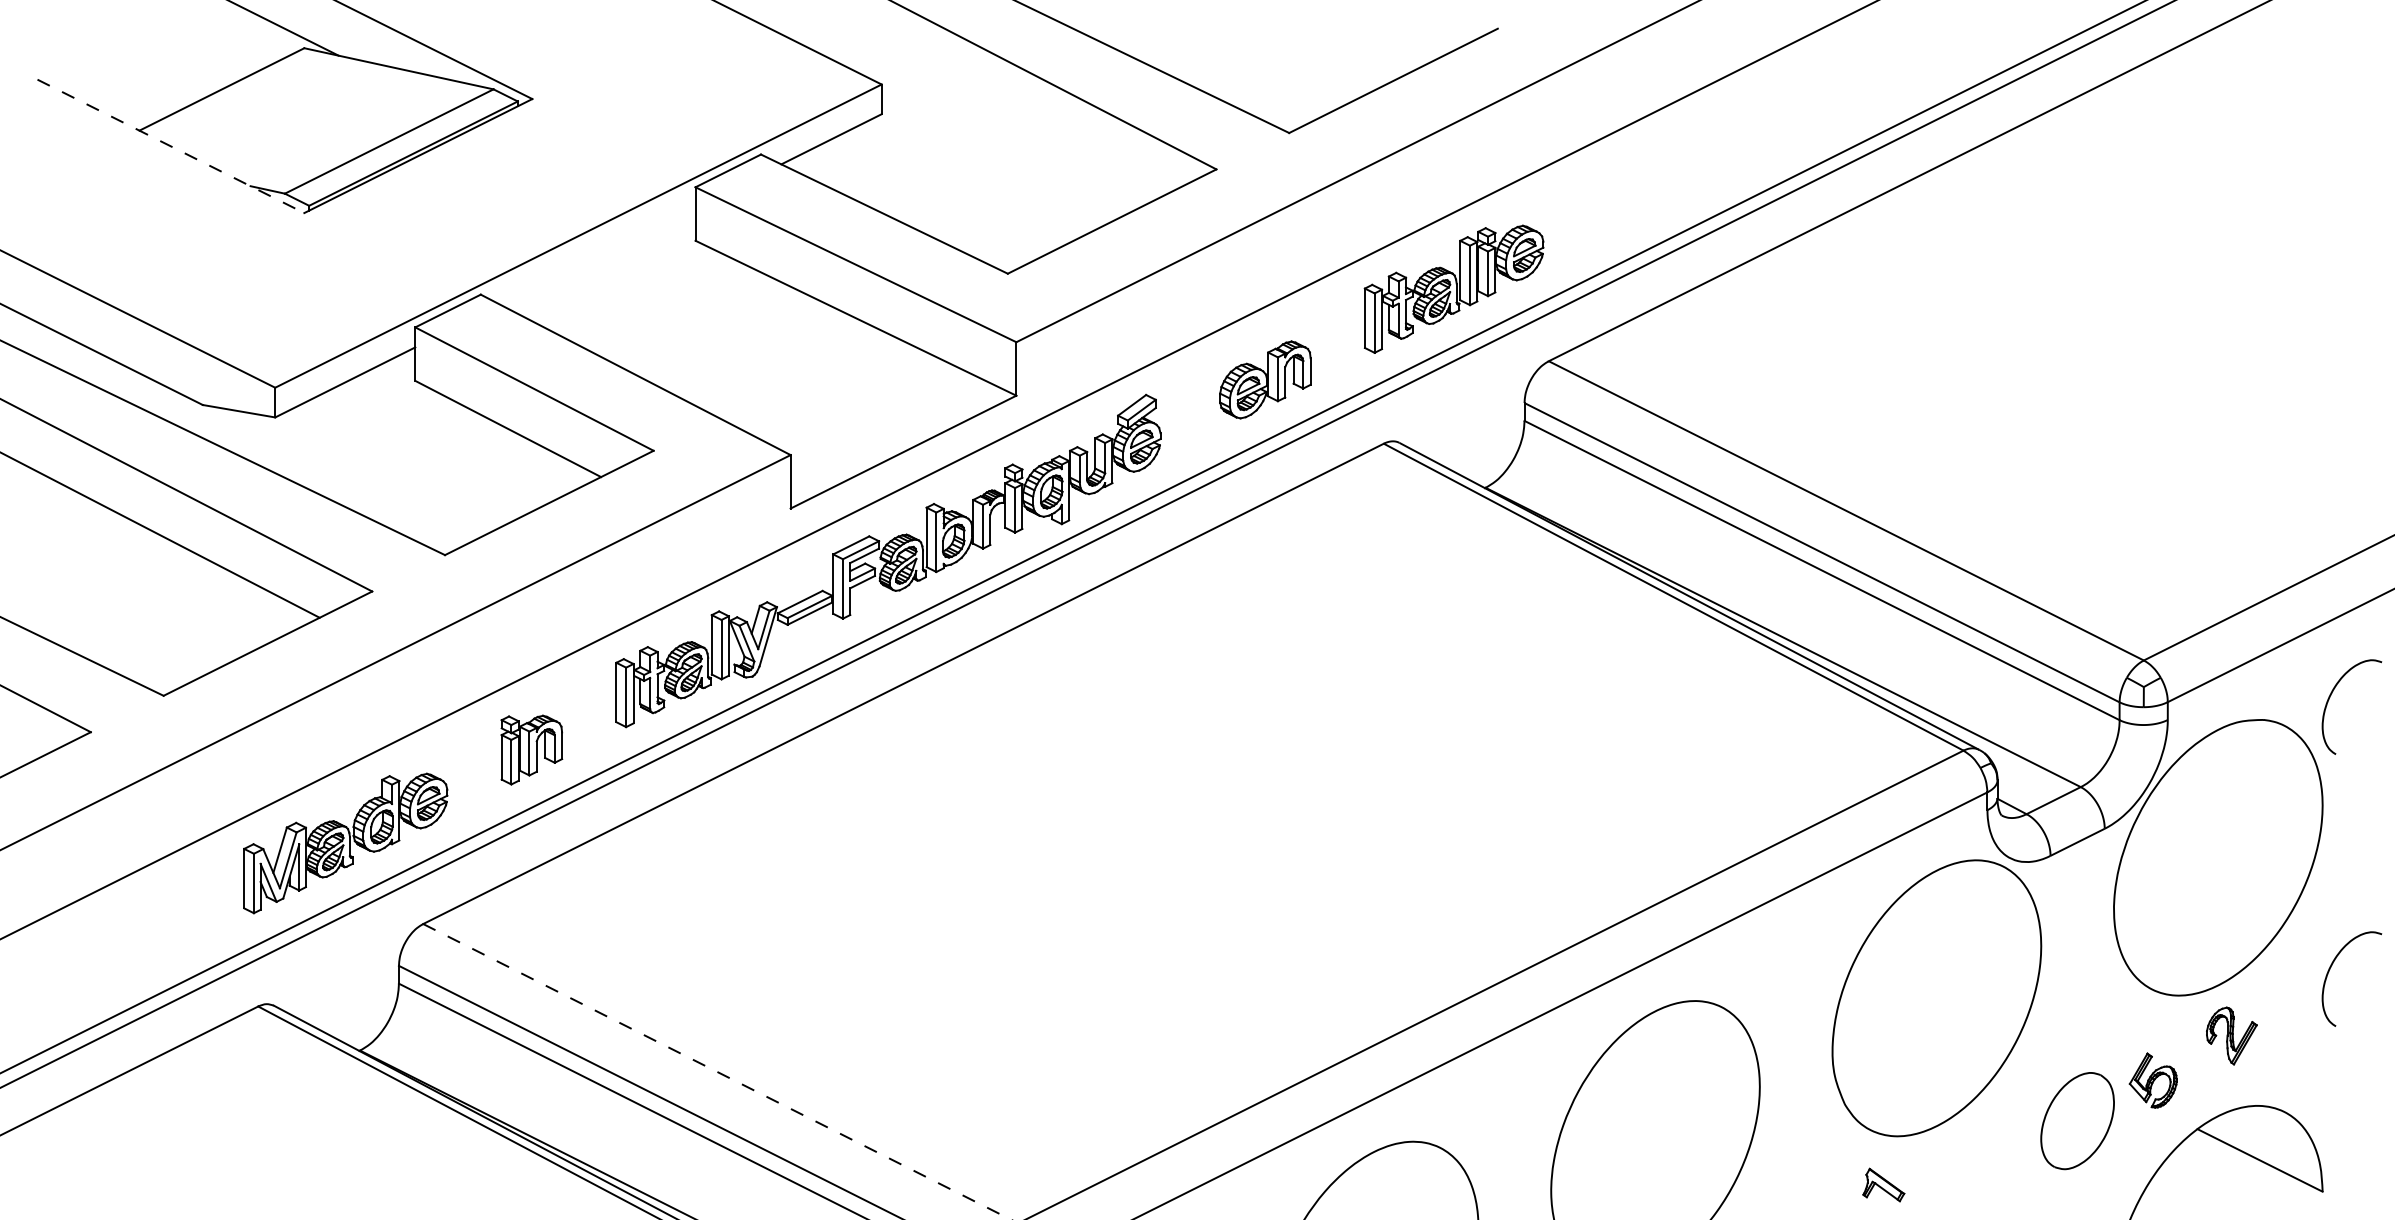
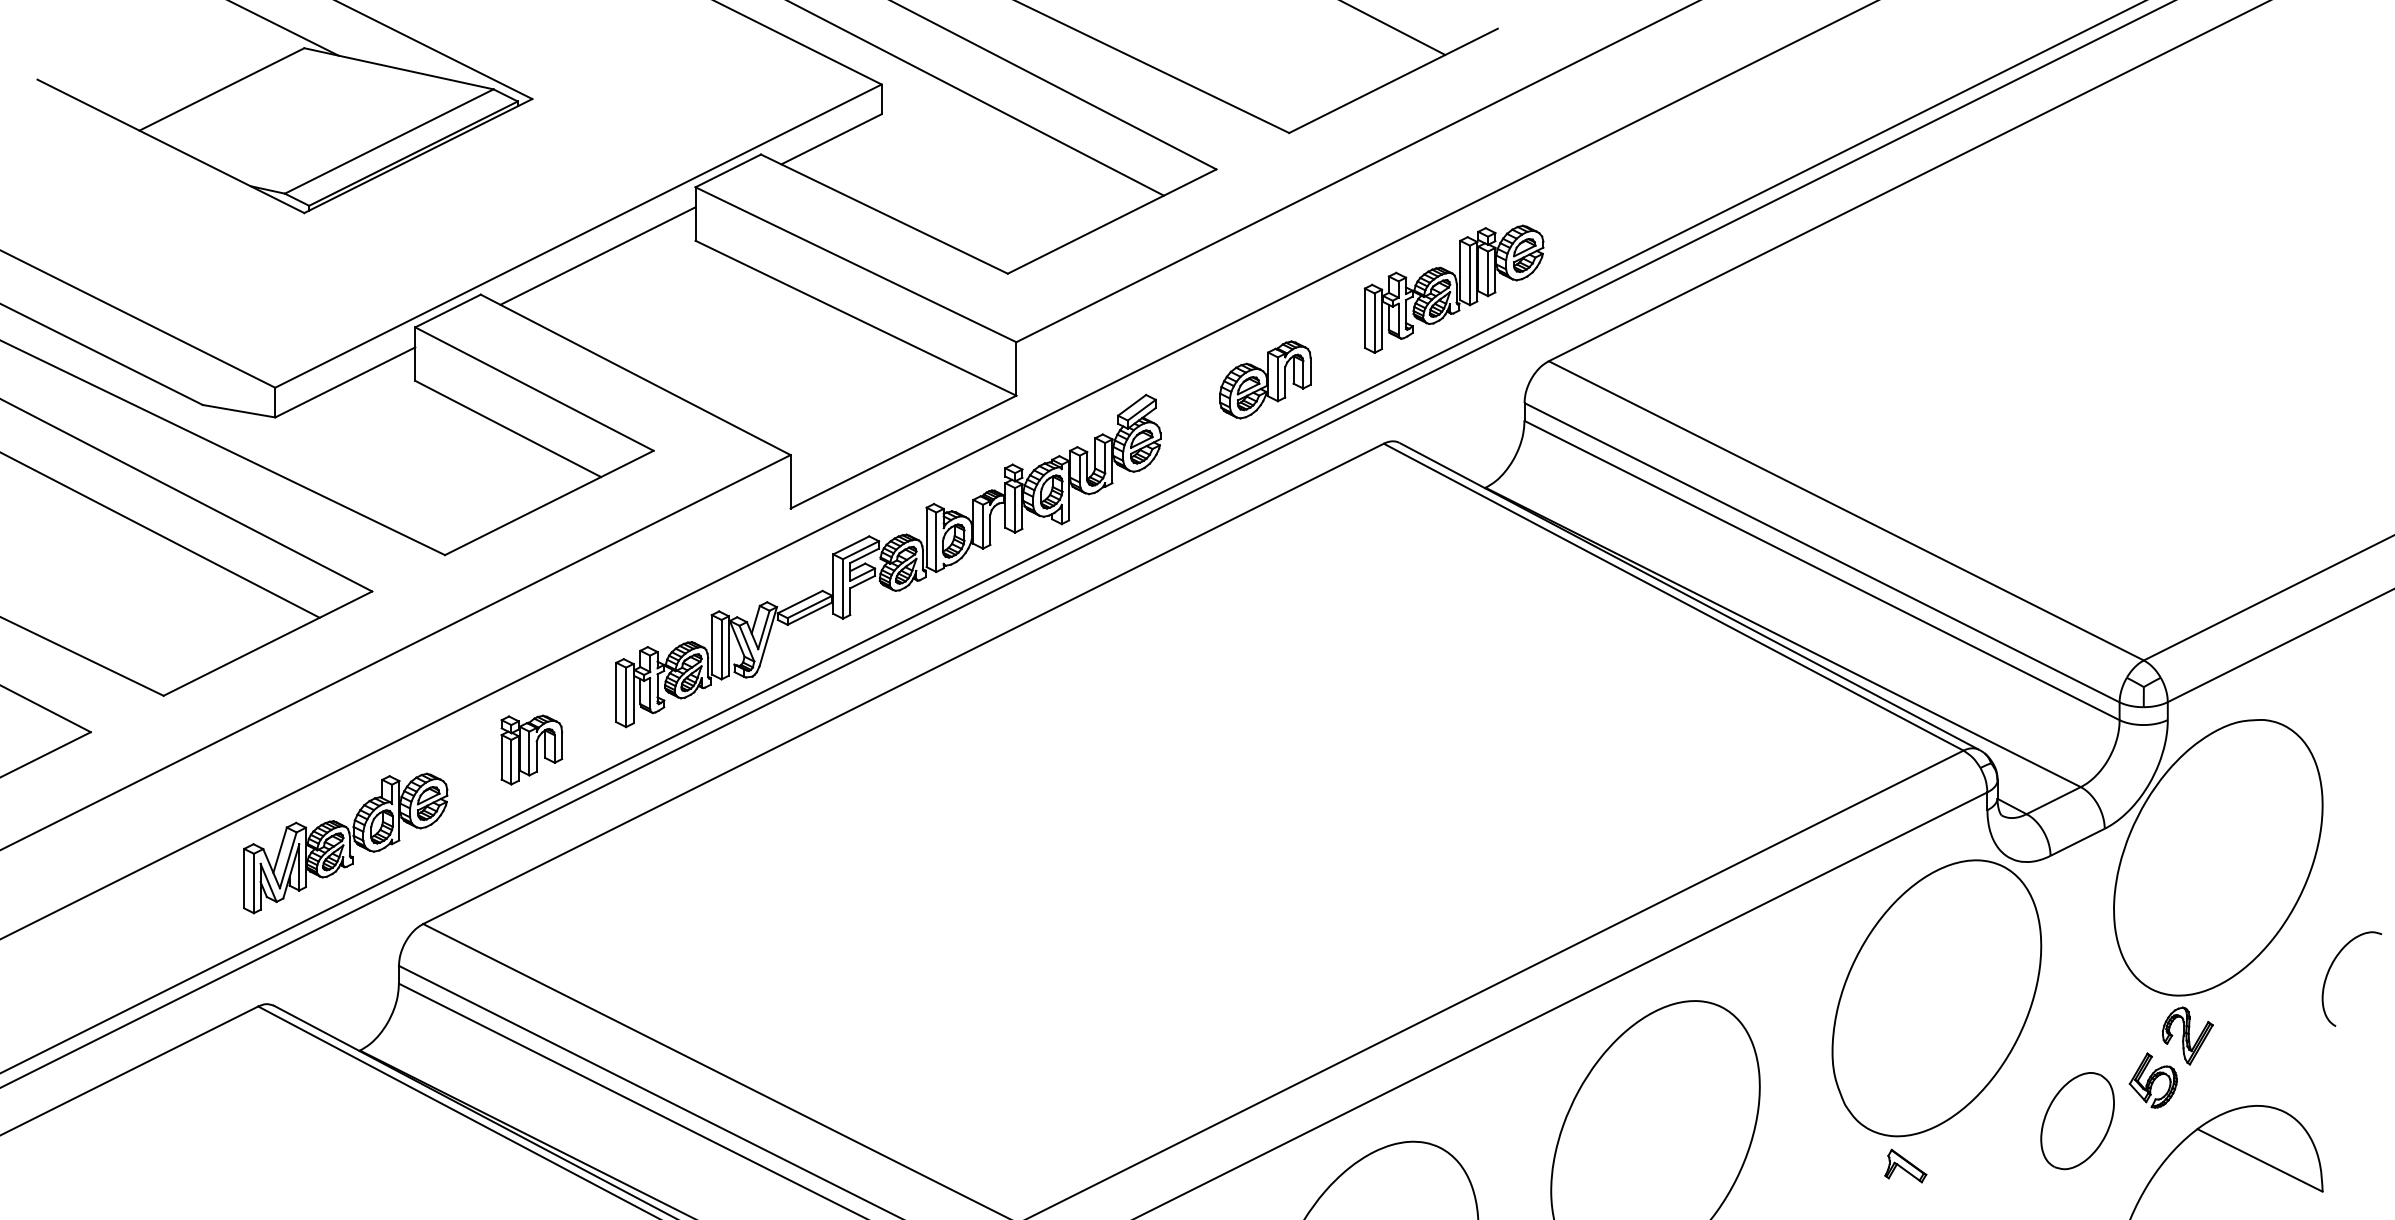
line: none -> present (1394, 28)
line: none -> present (976, 98)
line: dashed -> solid (171, 146)
line: none -> present (597, 255)
curve: present -> none (2331, 695)
part position: (2231, 1035) -> (2187, 1035) (2187, 1035)
line: dashed -> solid (717, 1072)
part position: (1883, 1184) -> (1905, 1165) (1905, 1165)
